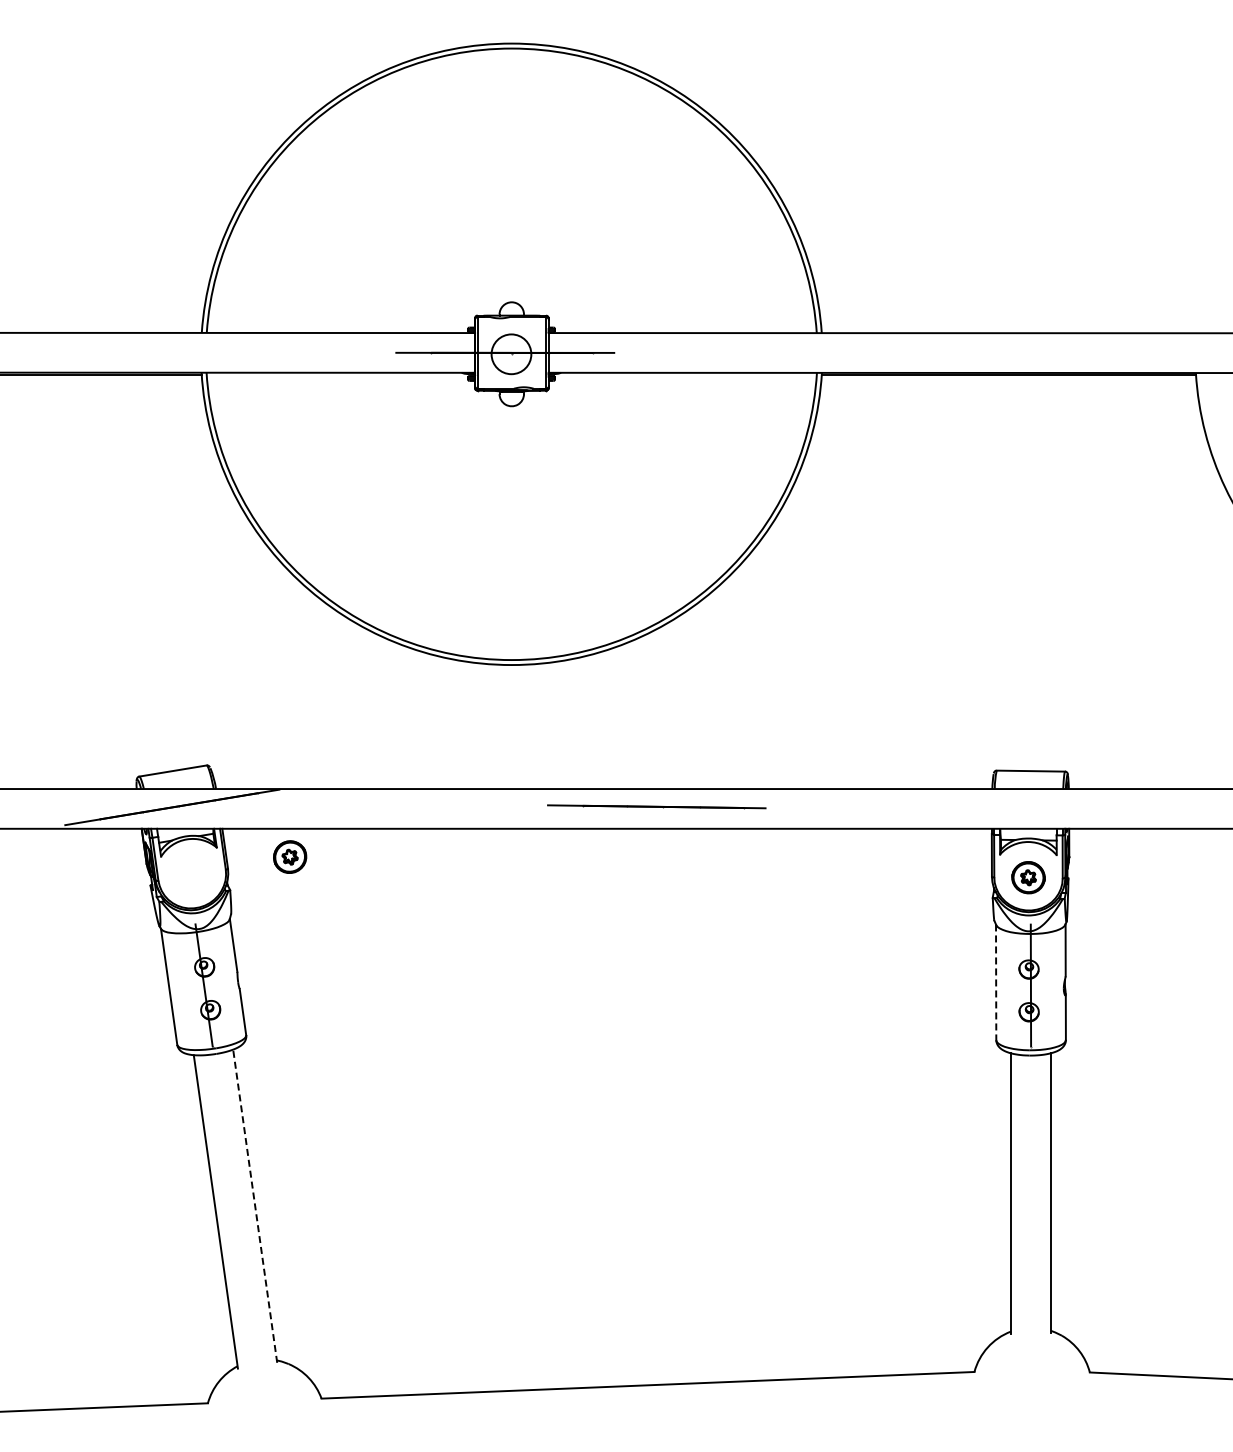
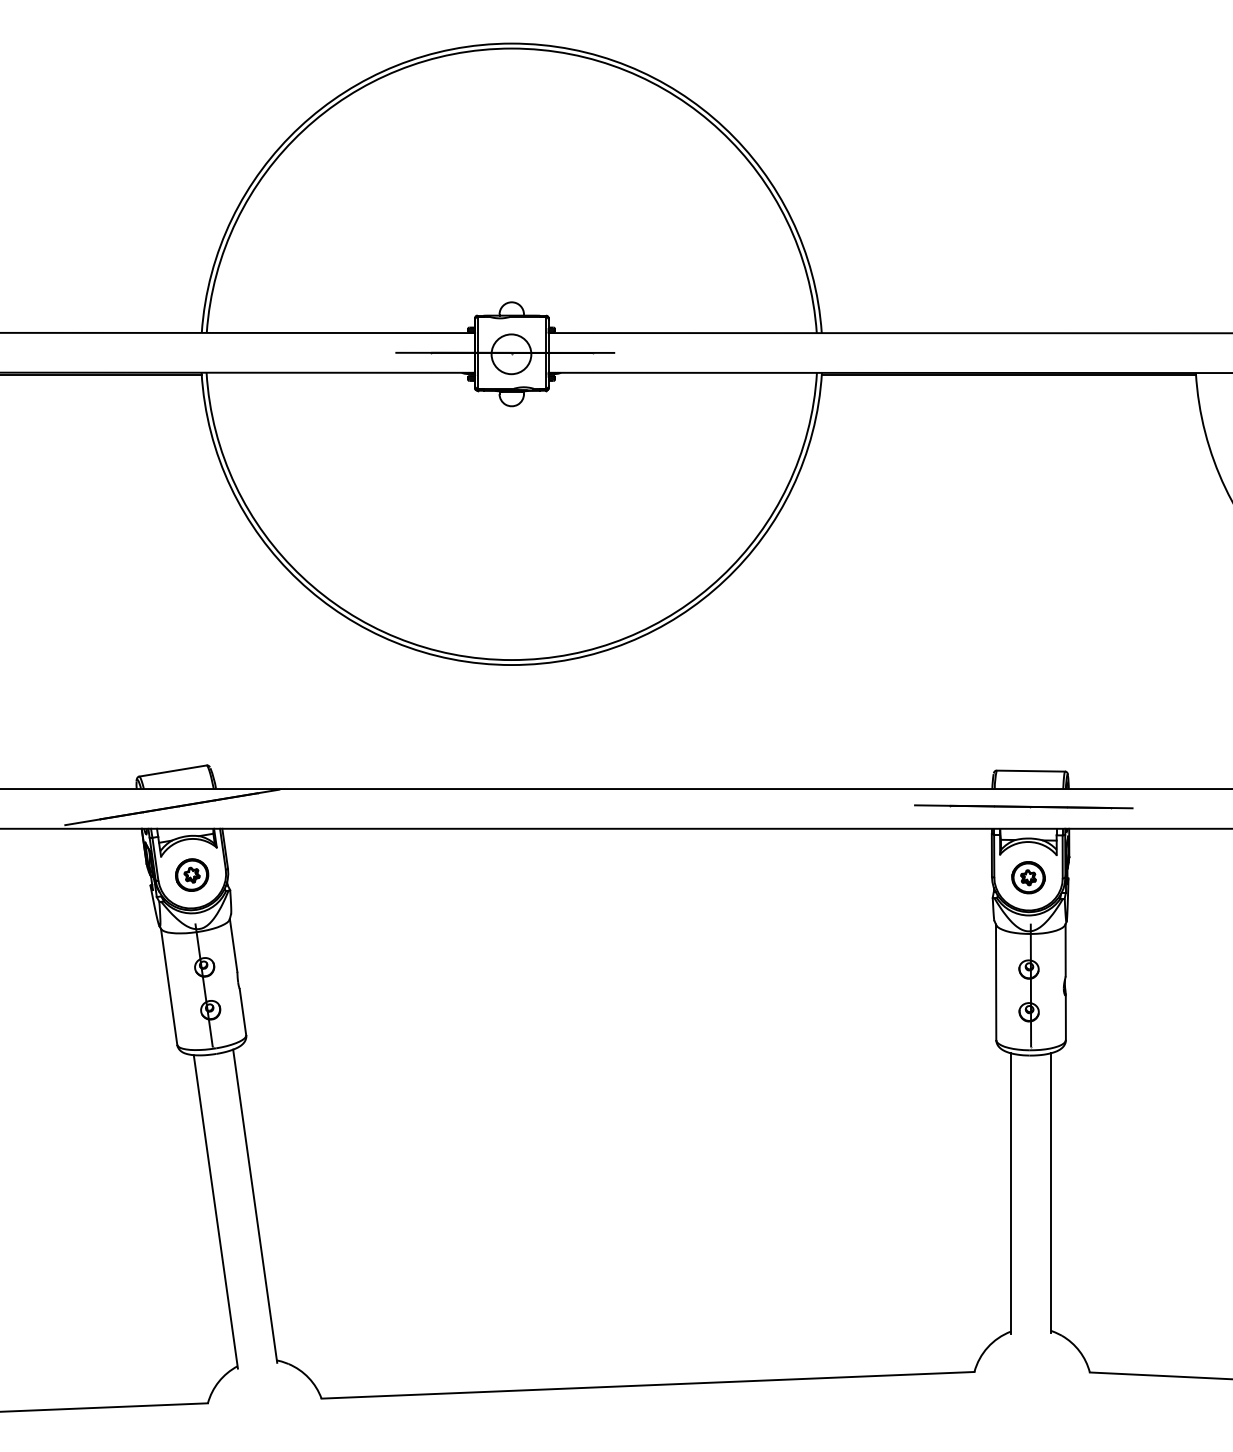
line position: (656, 806) -> (1023, 806) (1023, 806)
part position: (290, 856) -> (192, 874) (192, 874)
line: dashed -> solid (996, 982)
line: dashed -> solid (255, 1205)
